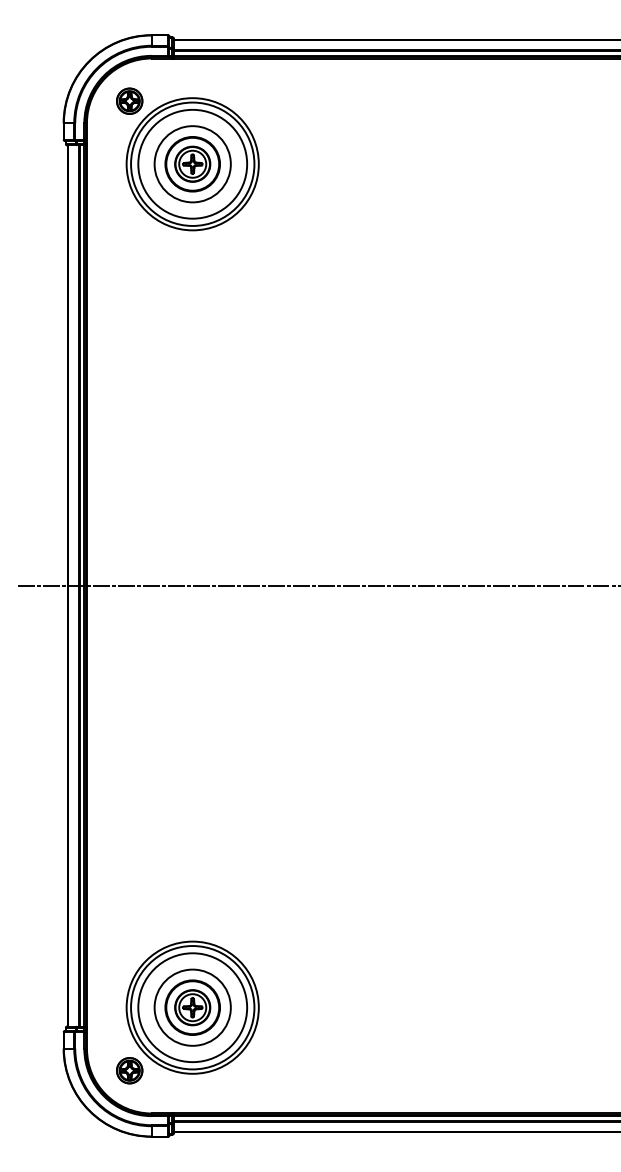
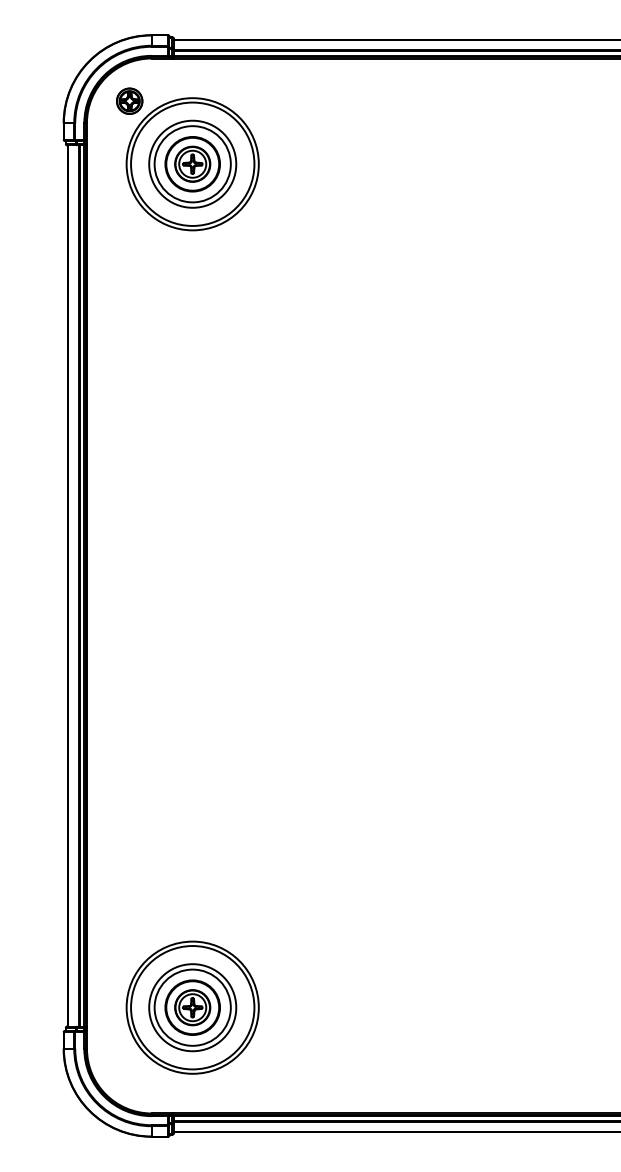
circle diameter: 109 px -> 87 px (192, 163)
line: present -> none (317, 585)
circle diameter: 109 px -> 87 px (192, 1007)
part: present -> none (129, 1070)
